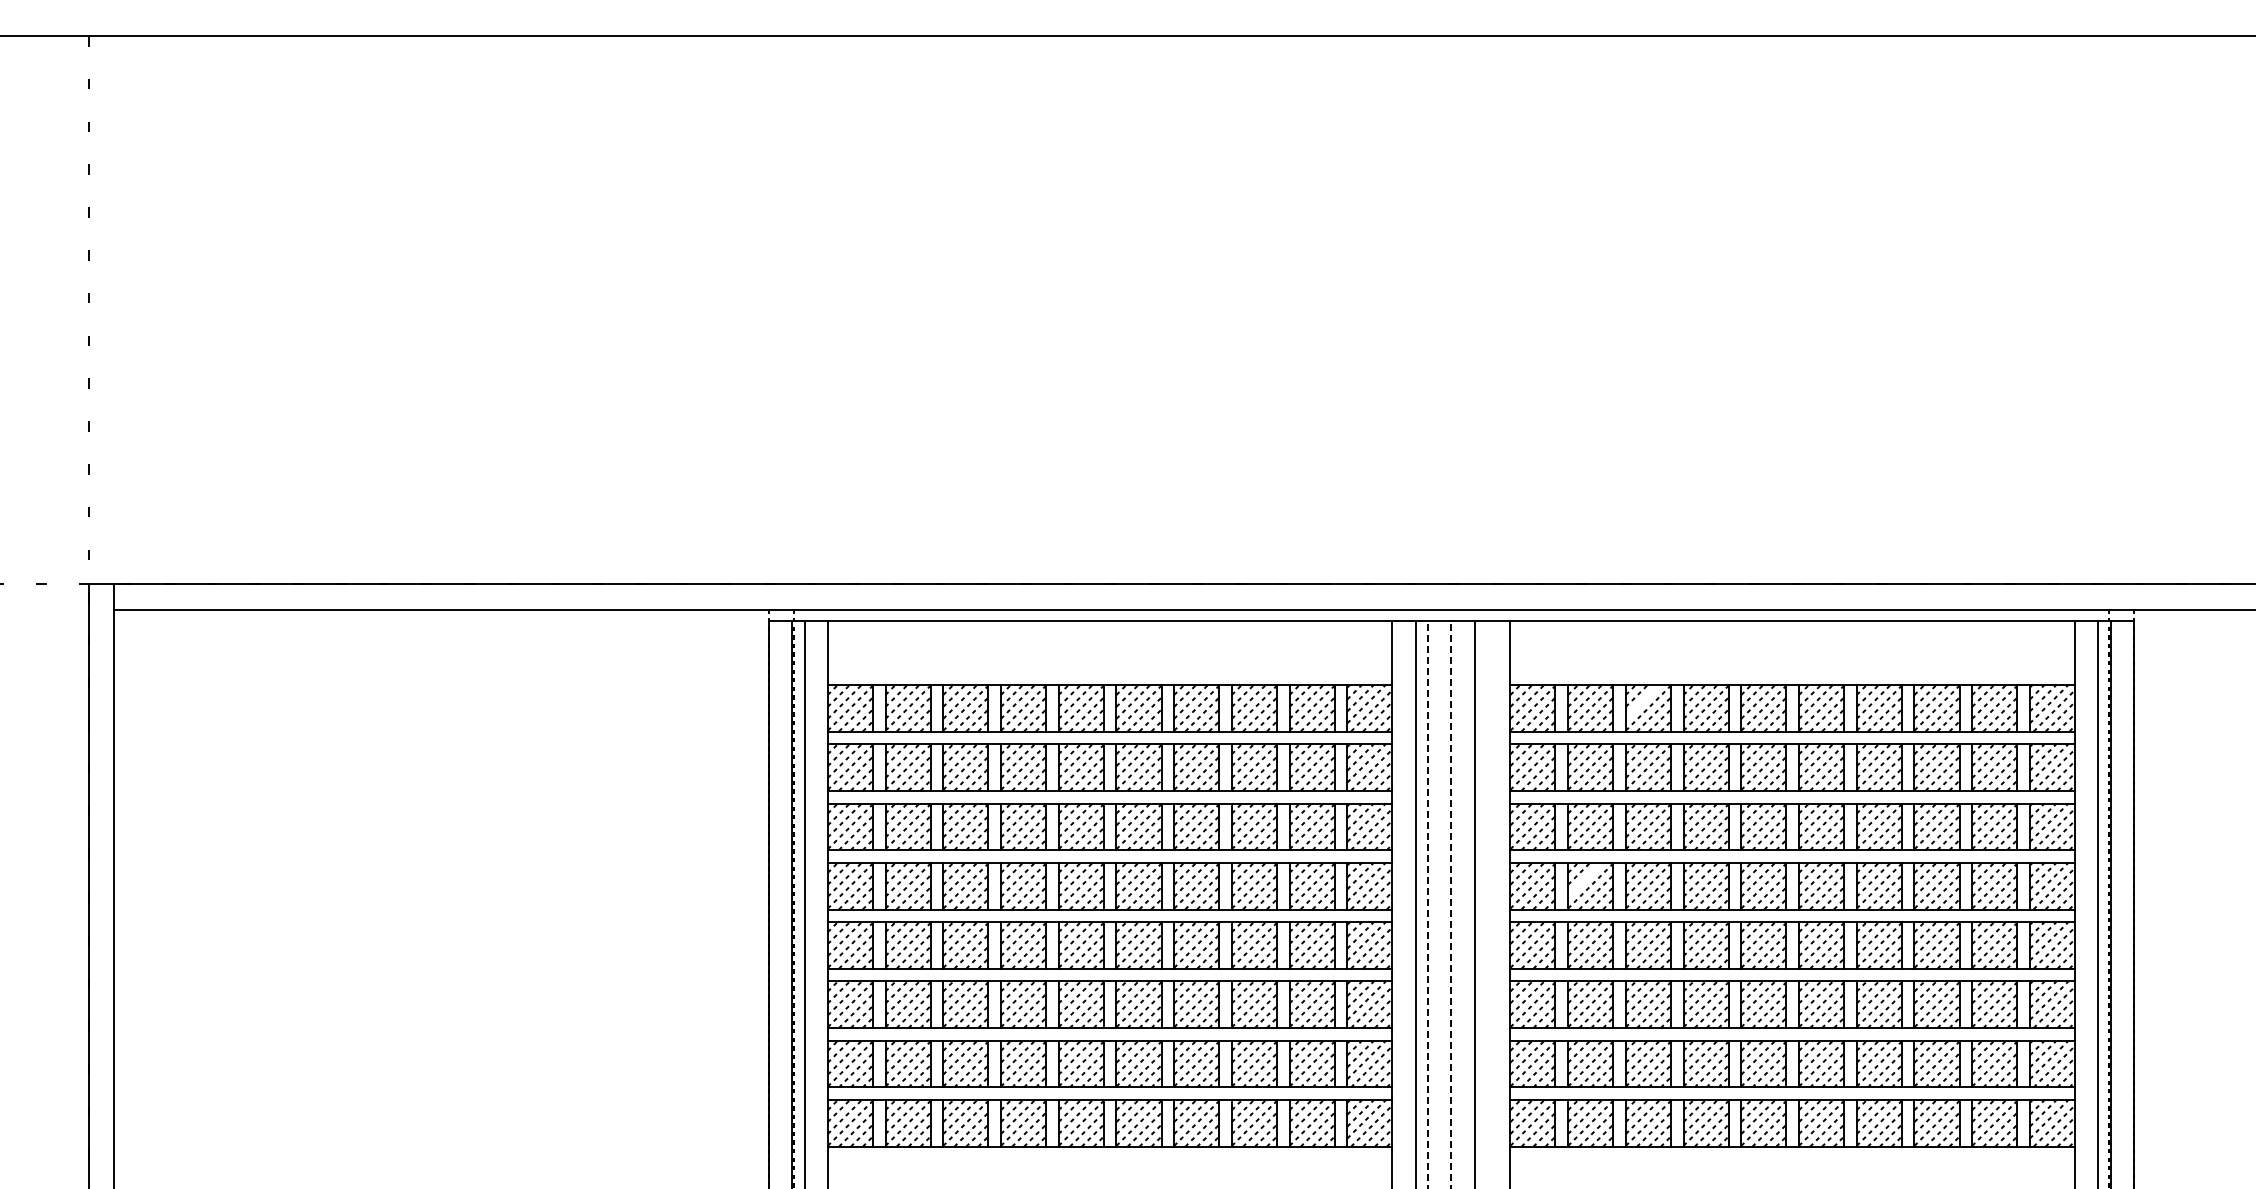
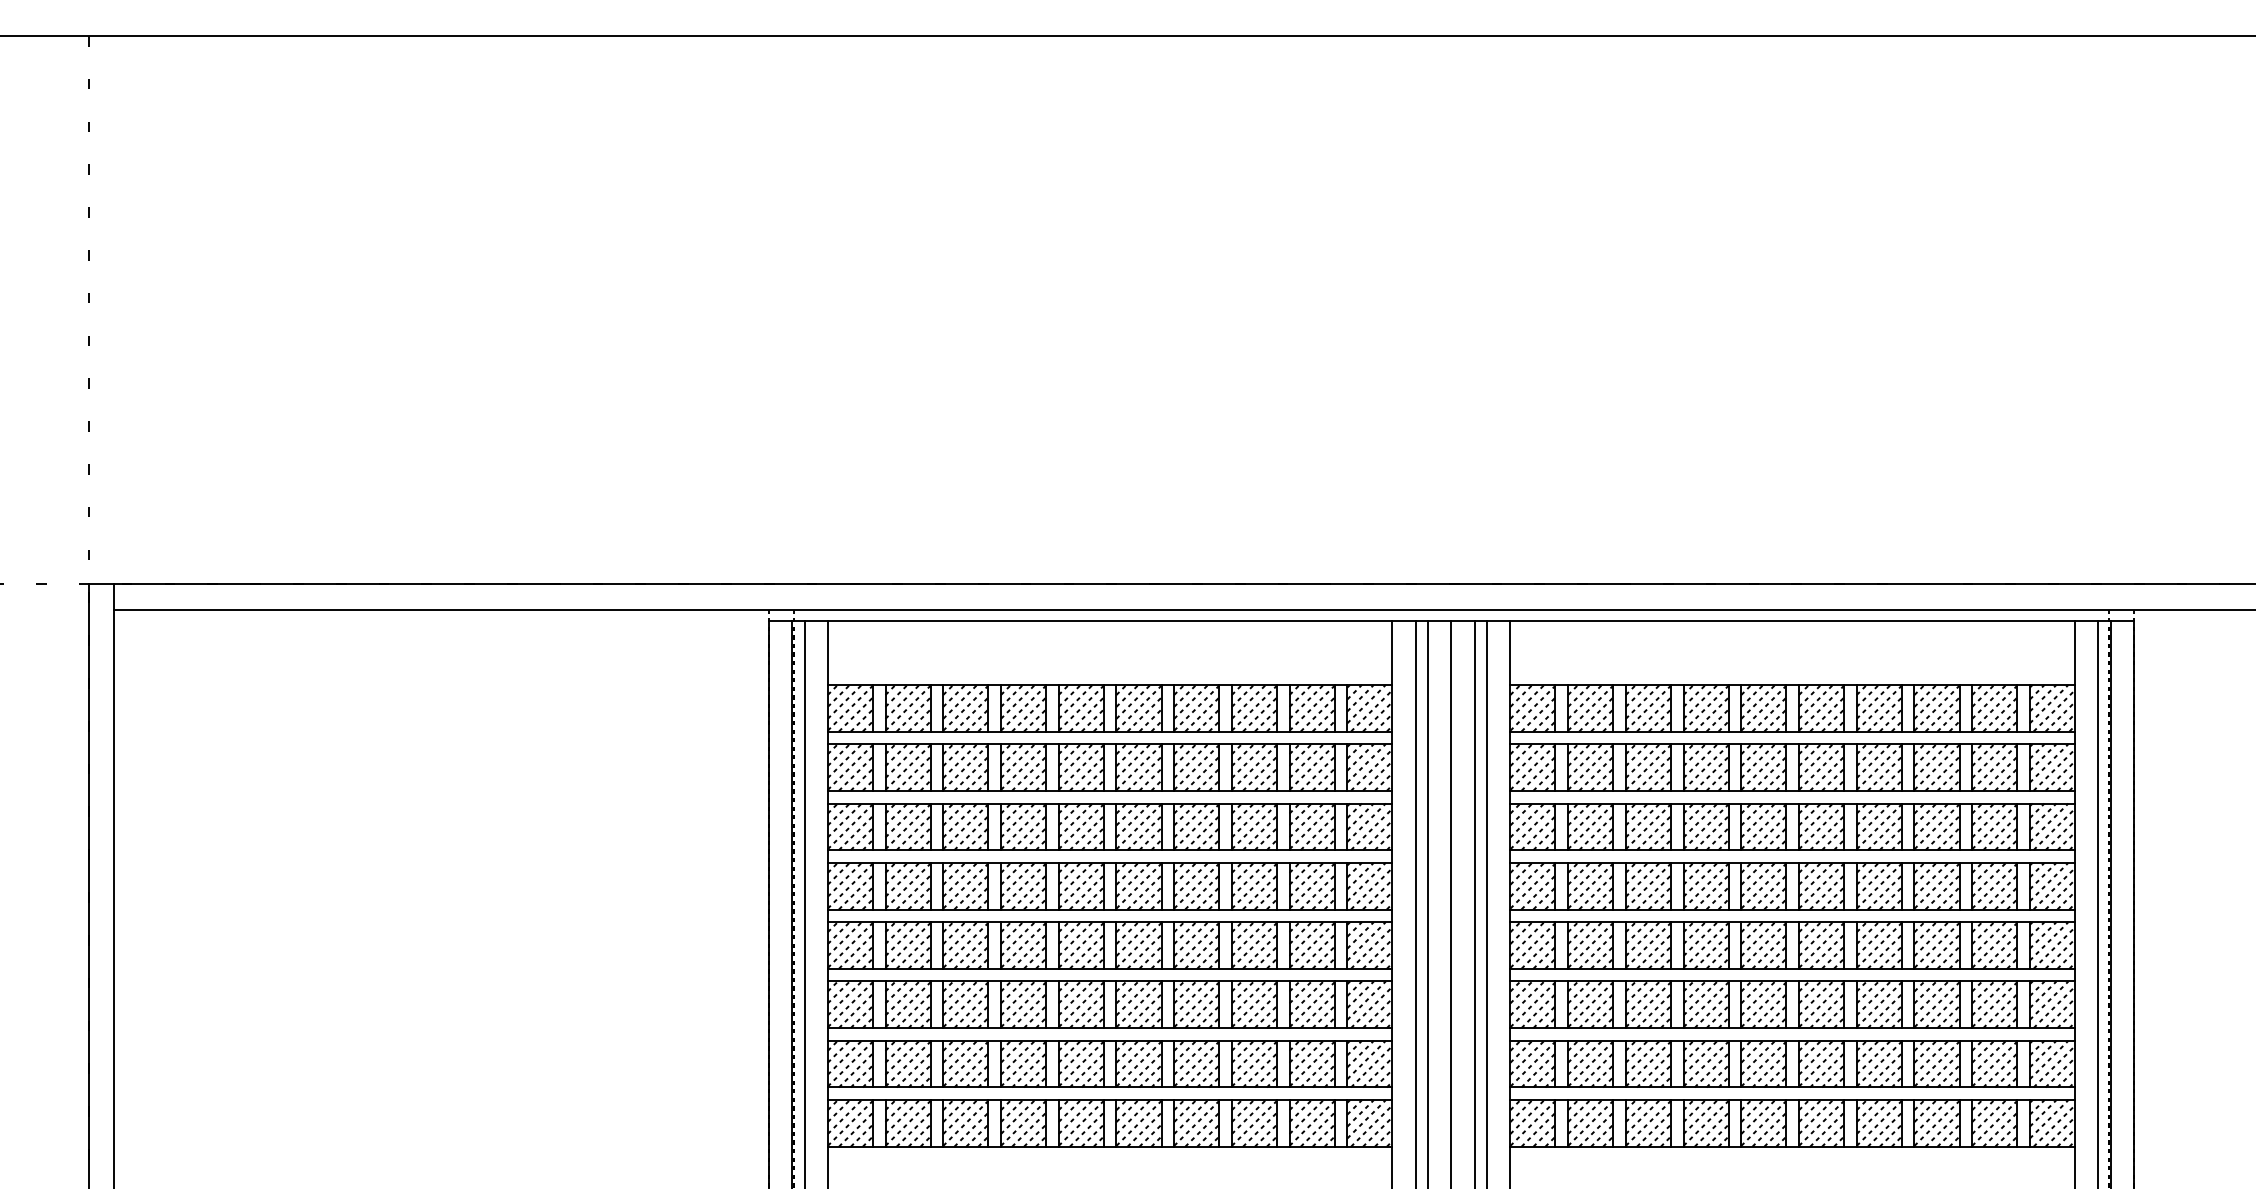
line: none -> present (1642, 701)
line: none -> present (1585, 879)
line: none -> present (1487, 902)
line: dashed -> solid (1428, 904)
line: dashed -> solid (1451, 904)
